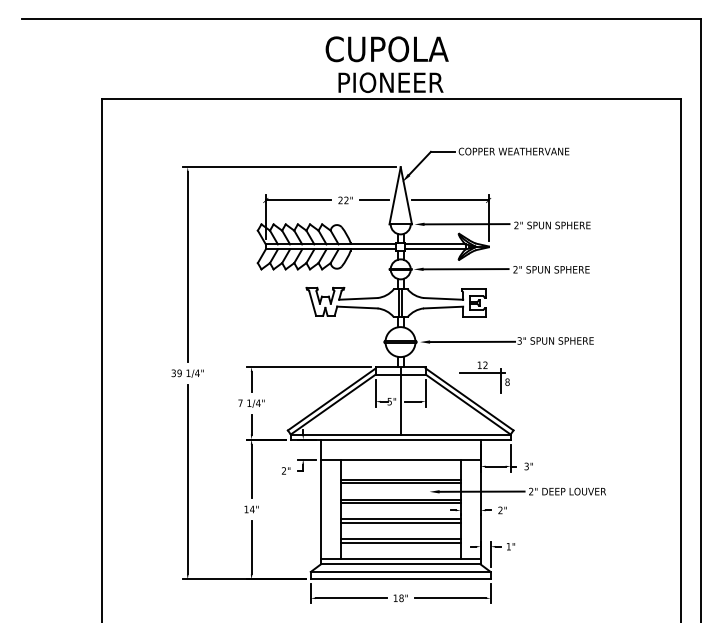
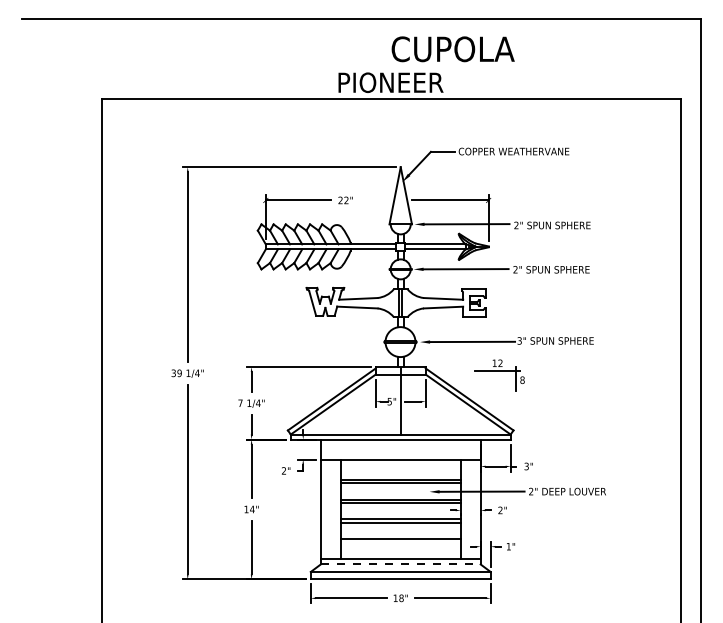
text position: (386, 49) -> (452, 49) (452, 49)
line: present -> none (374, 200)
part position: (484, 377) -> (499, 375) (499, 375)
line: present -> none (400, 543)
line: solid -> dashed (400, 564)
